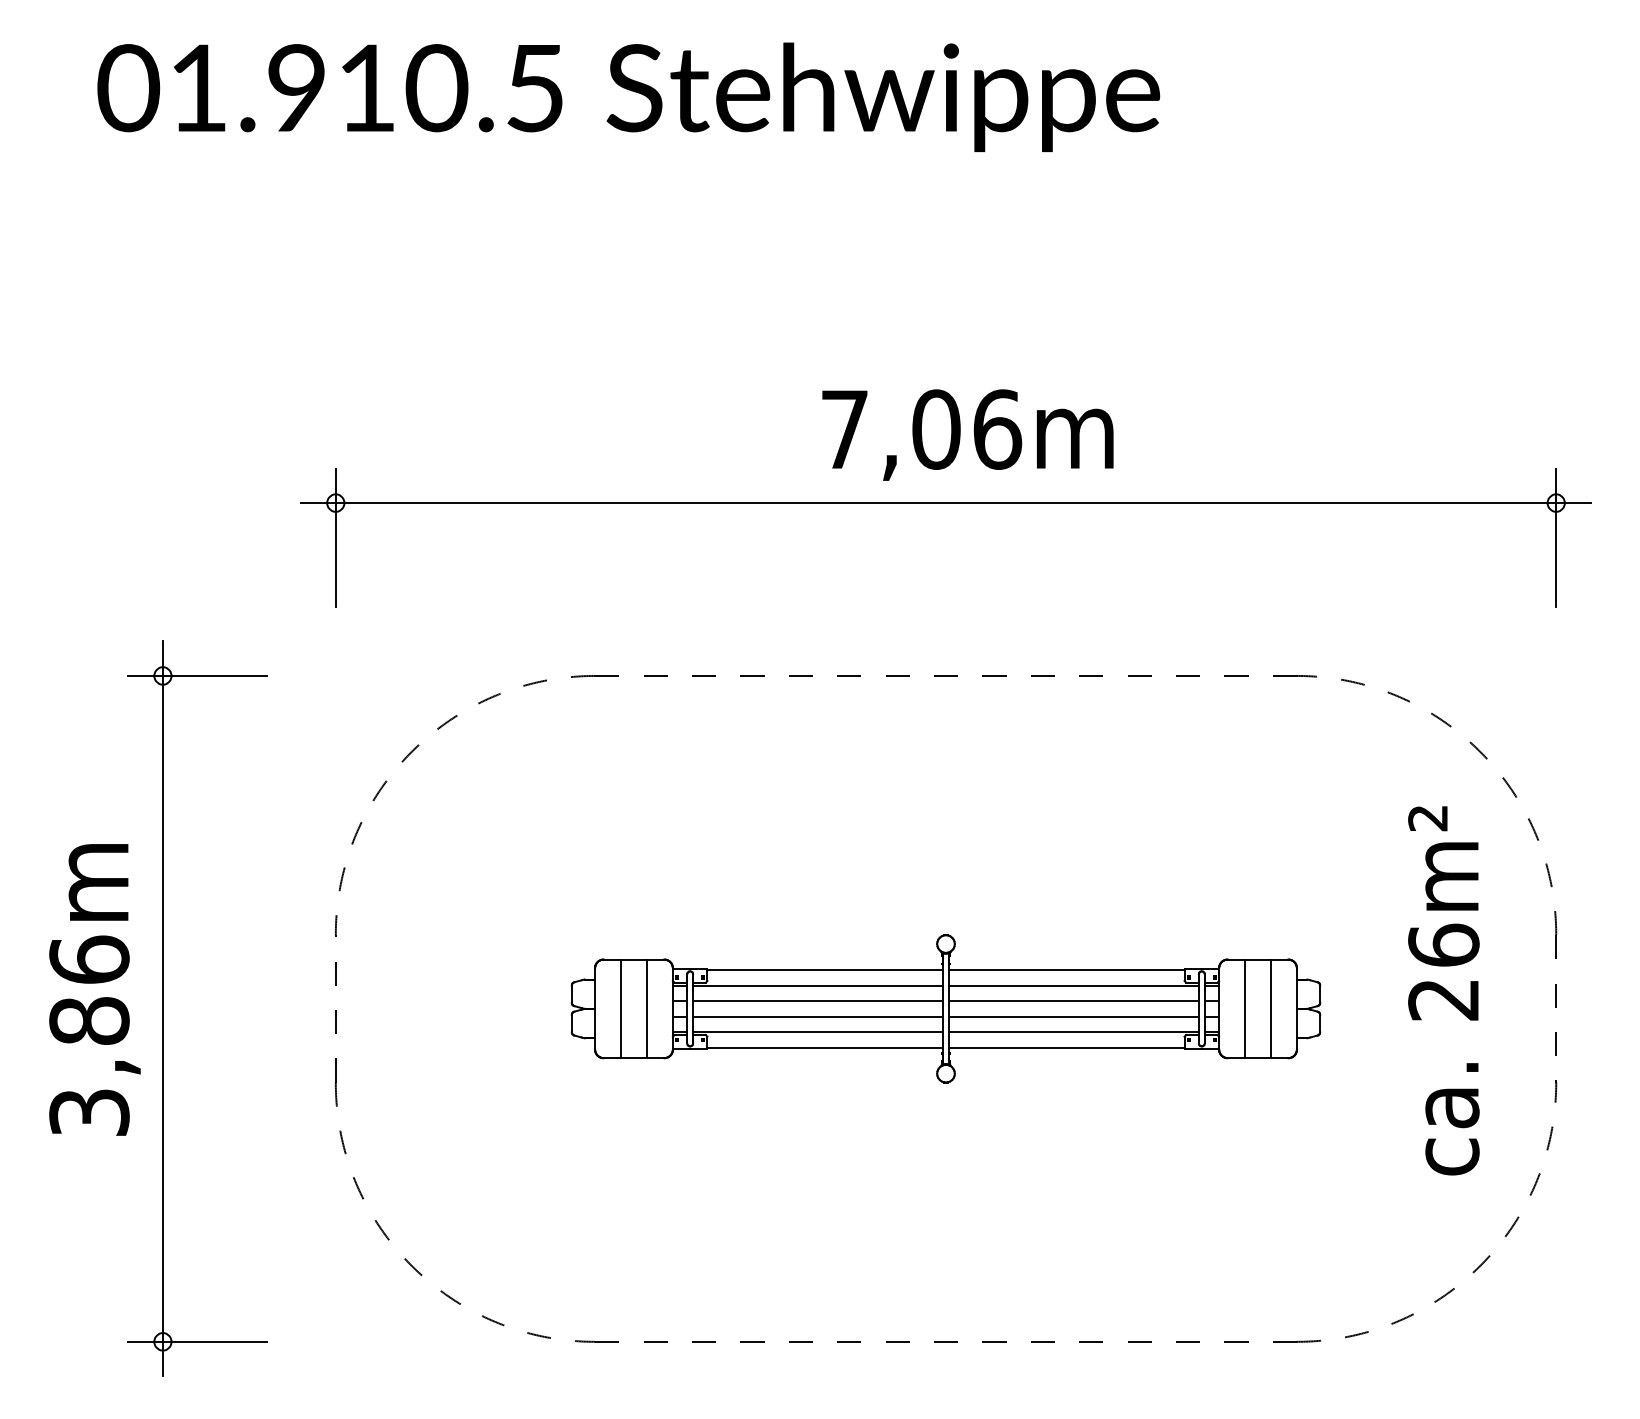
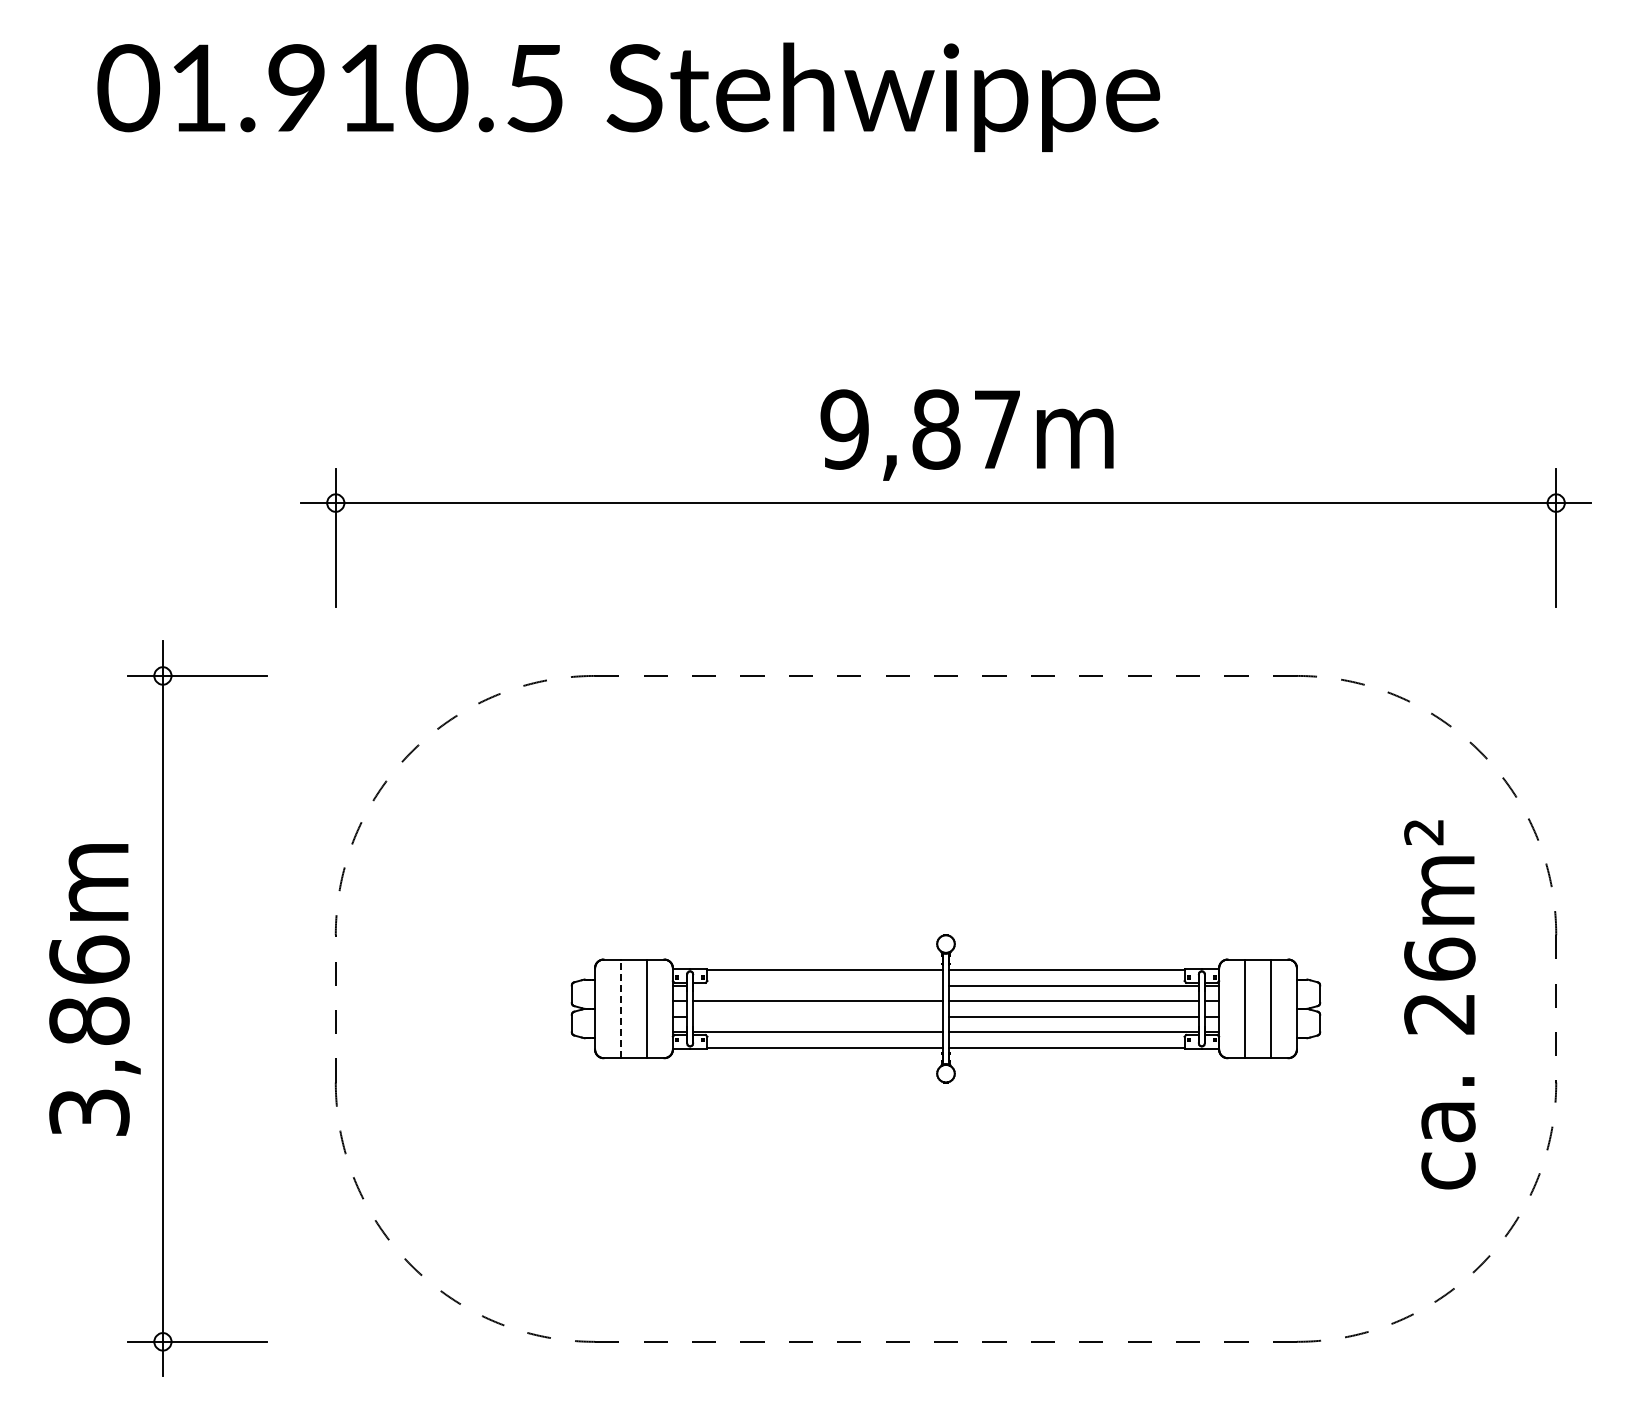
text: 7,06m -> 9,87m (921, 429)
line: present -> none (818, 985)
text position: (1443, 990) -> (1439, 1004) (1439, 1004)
line: solid -> dashed (621, 1008)
line: present -> none (818, 1016)
